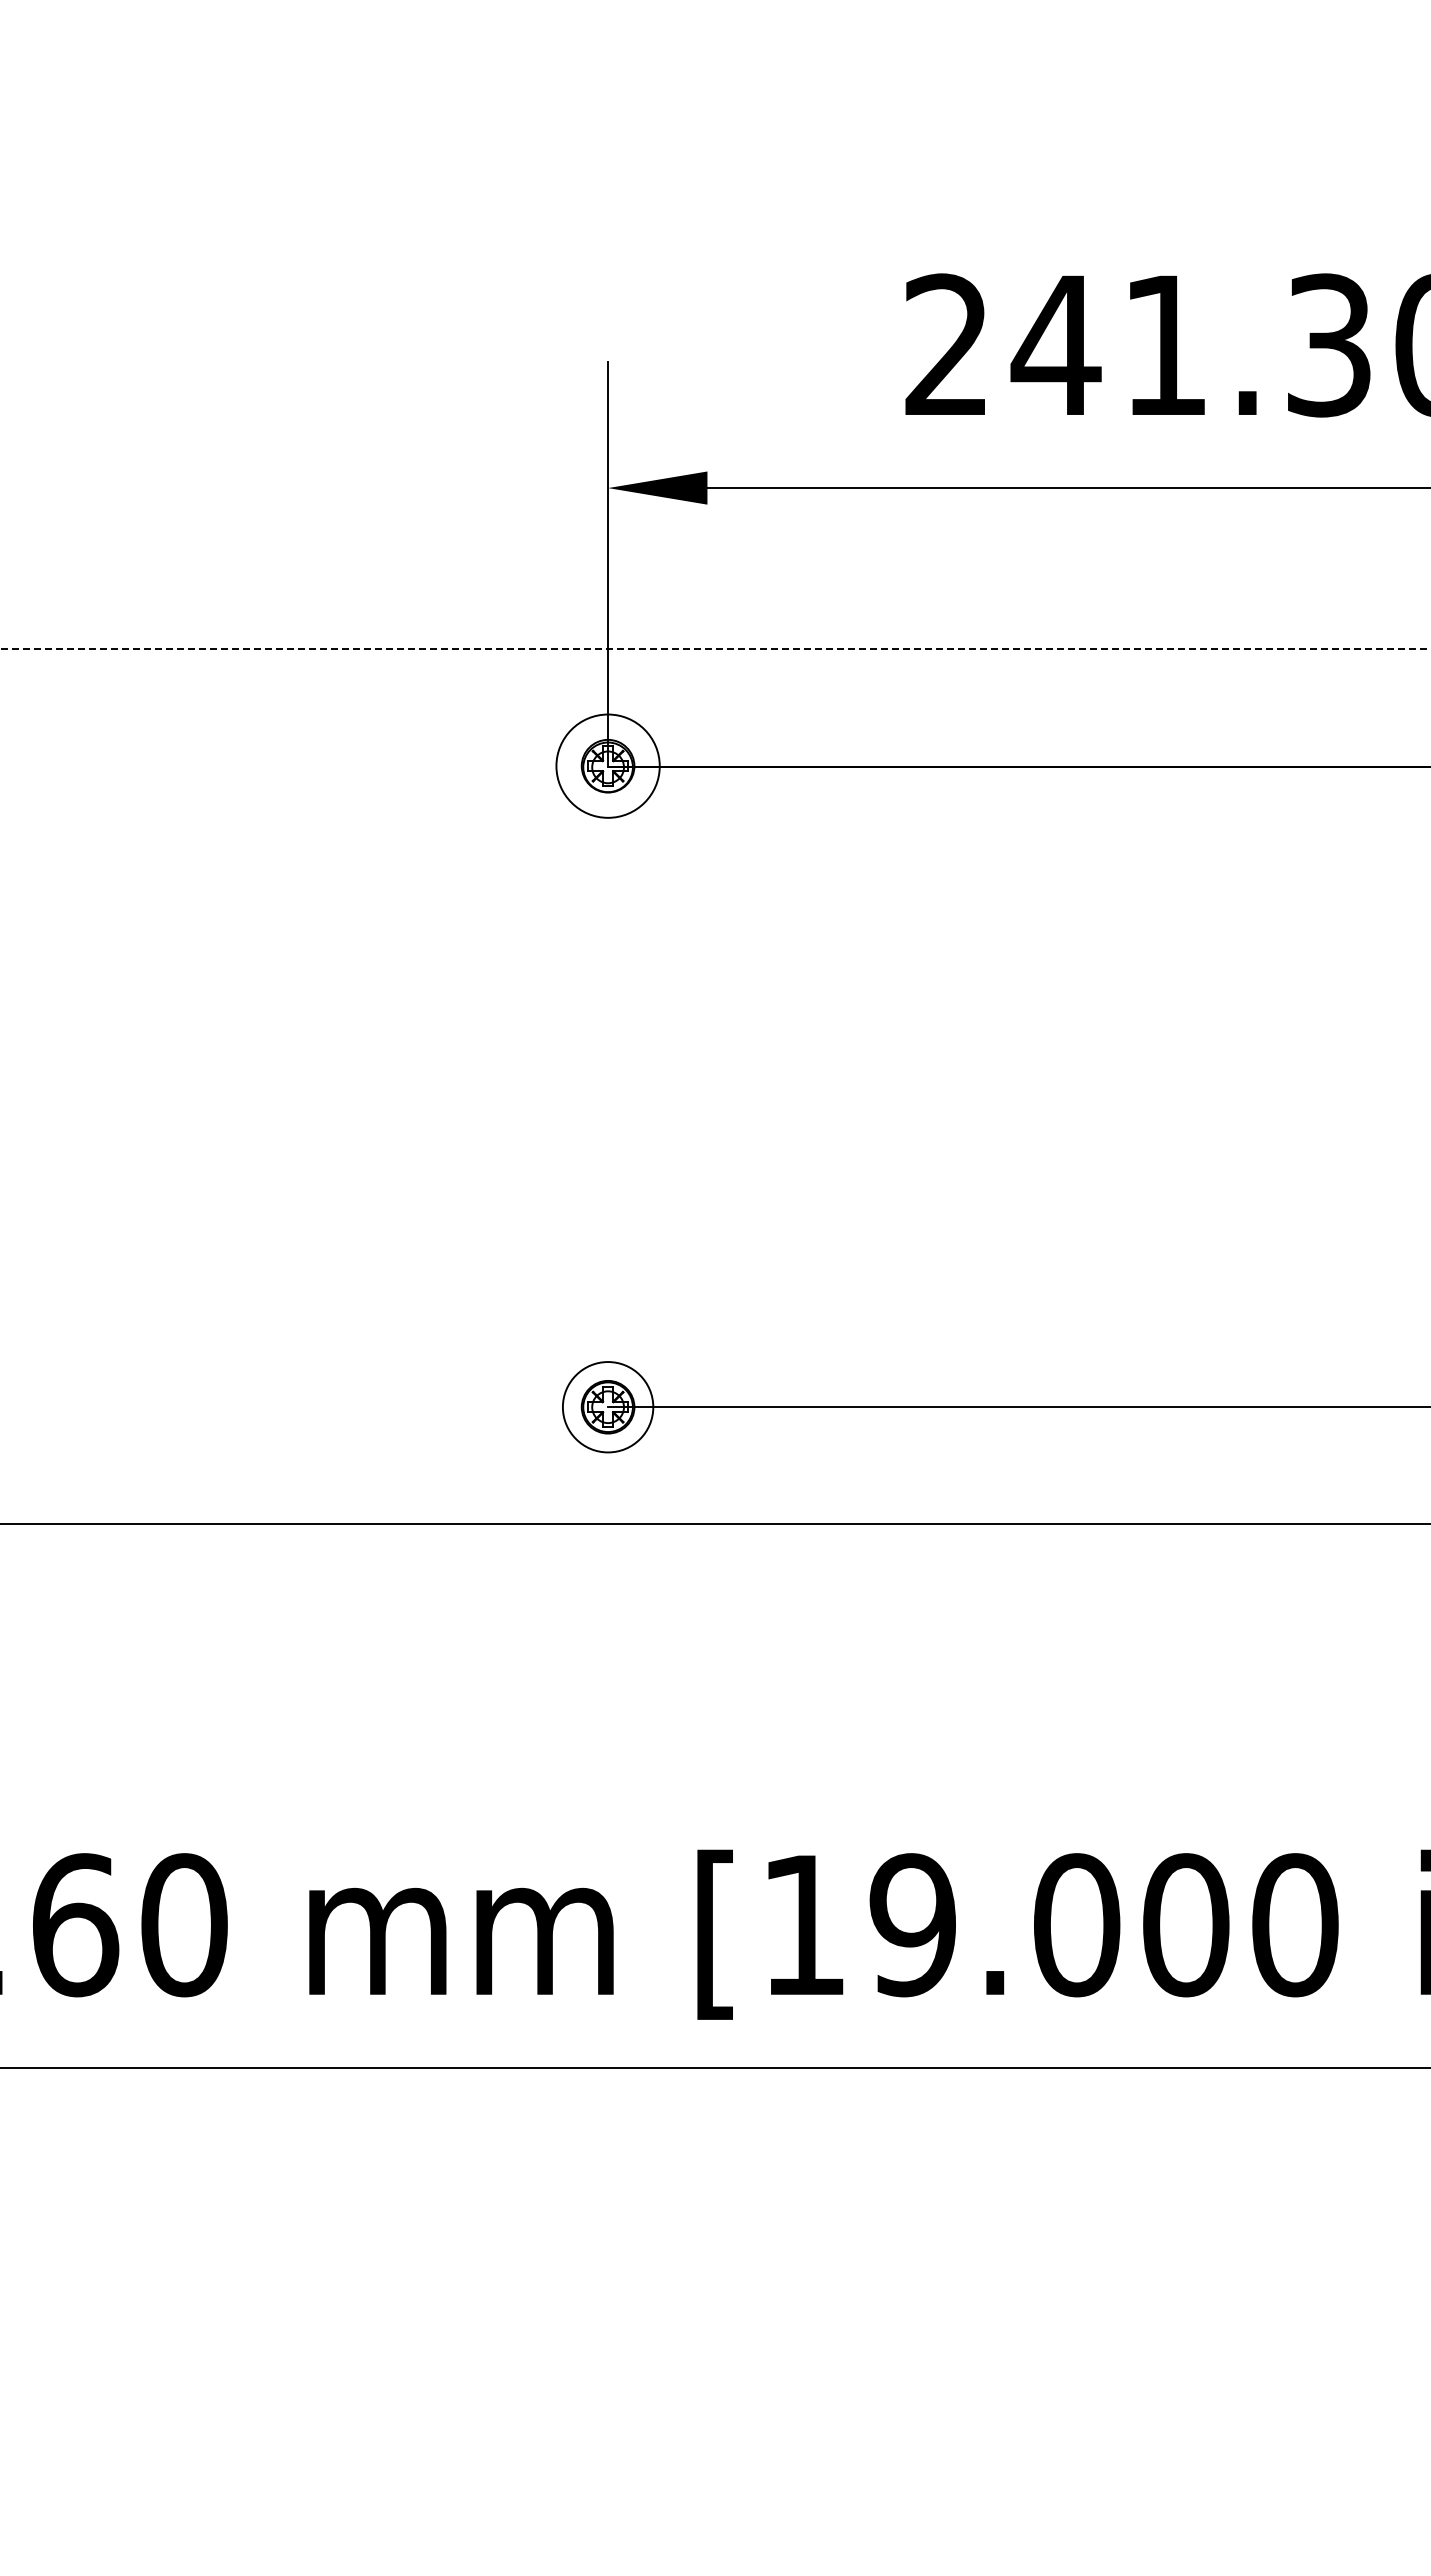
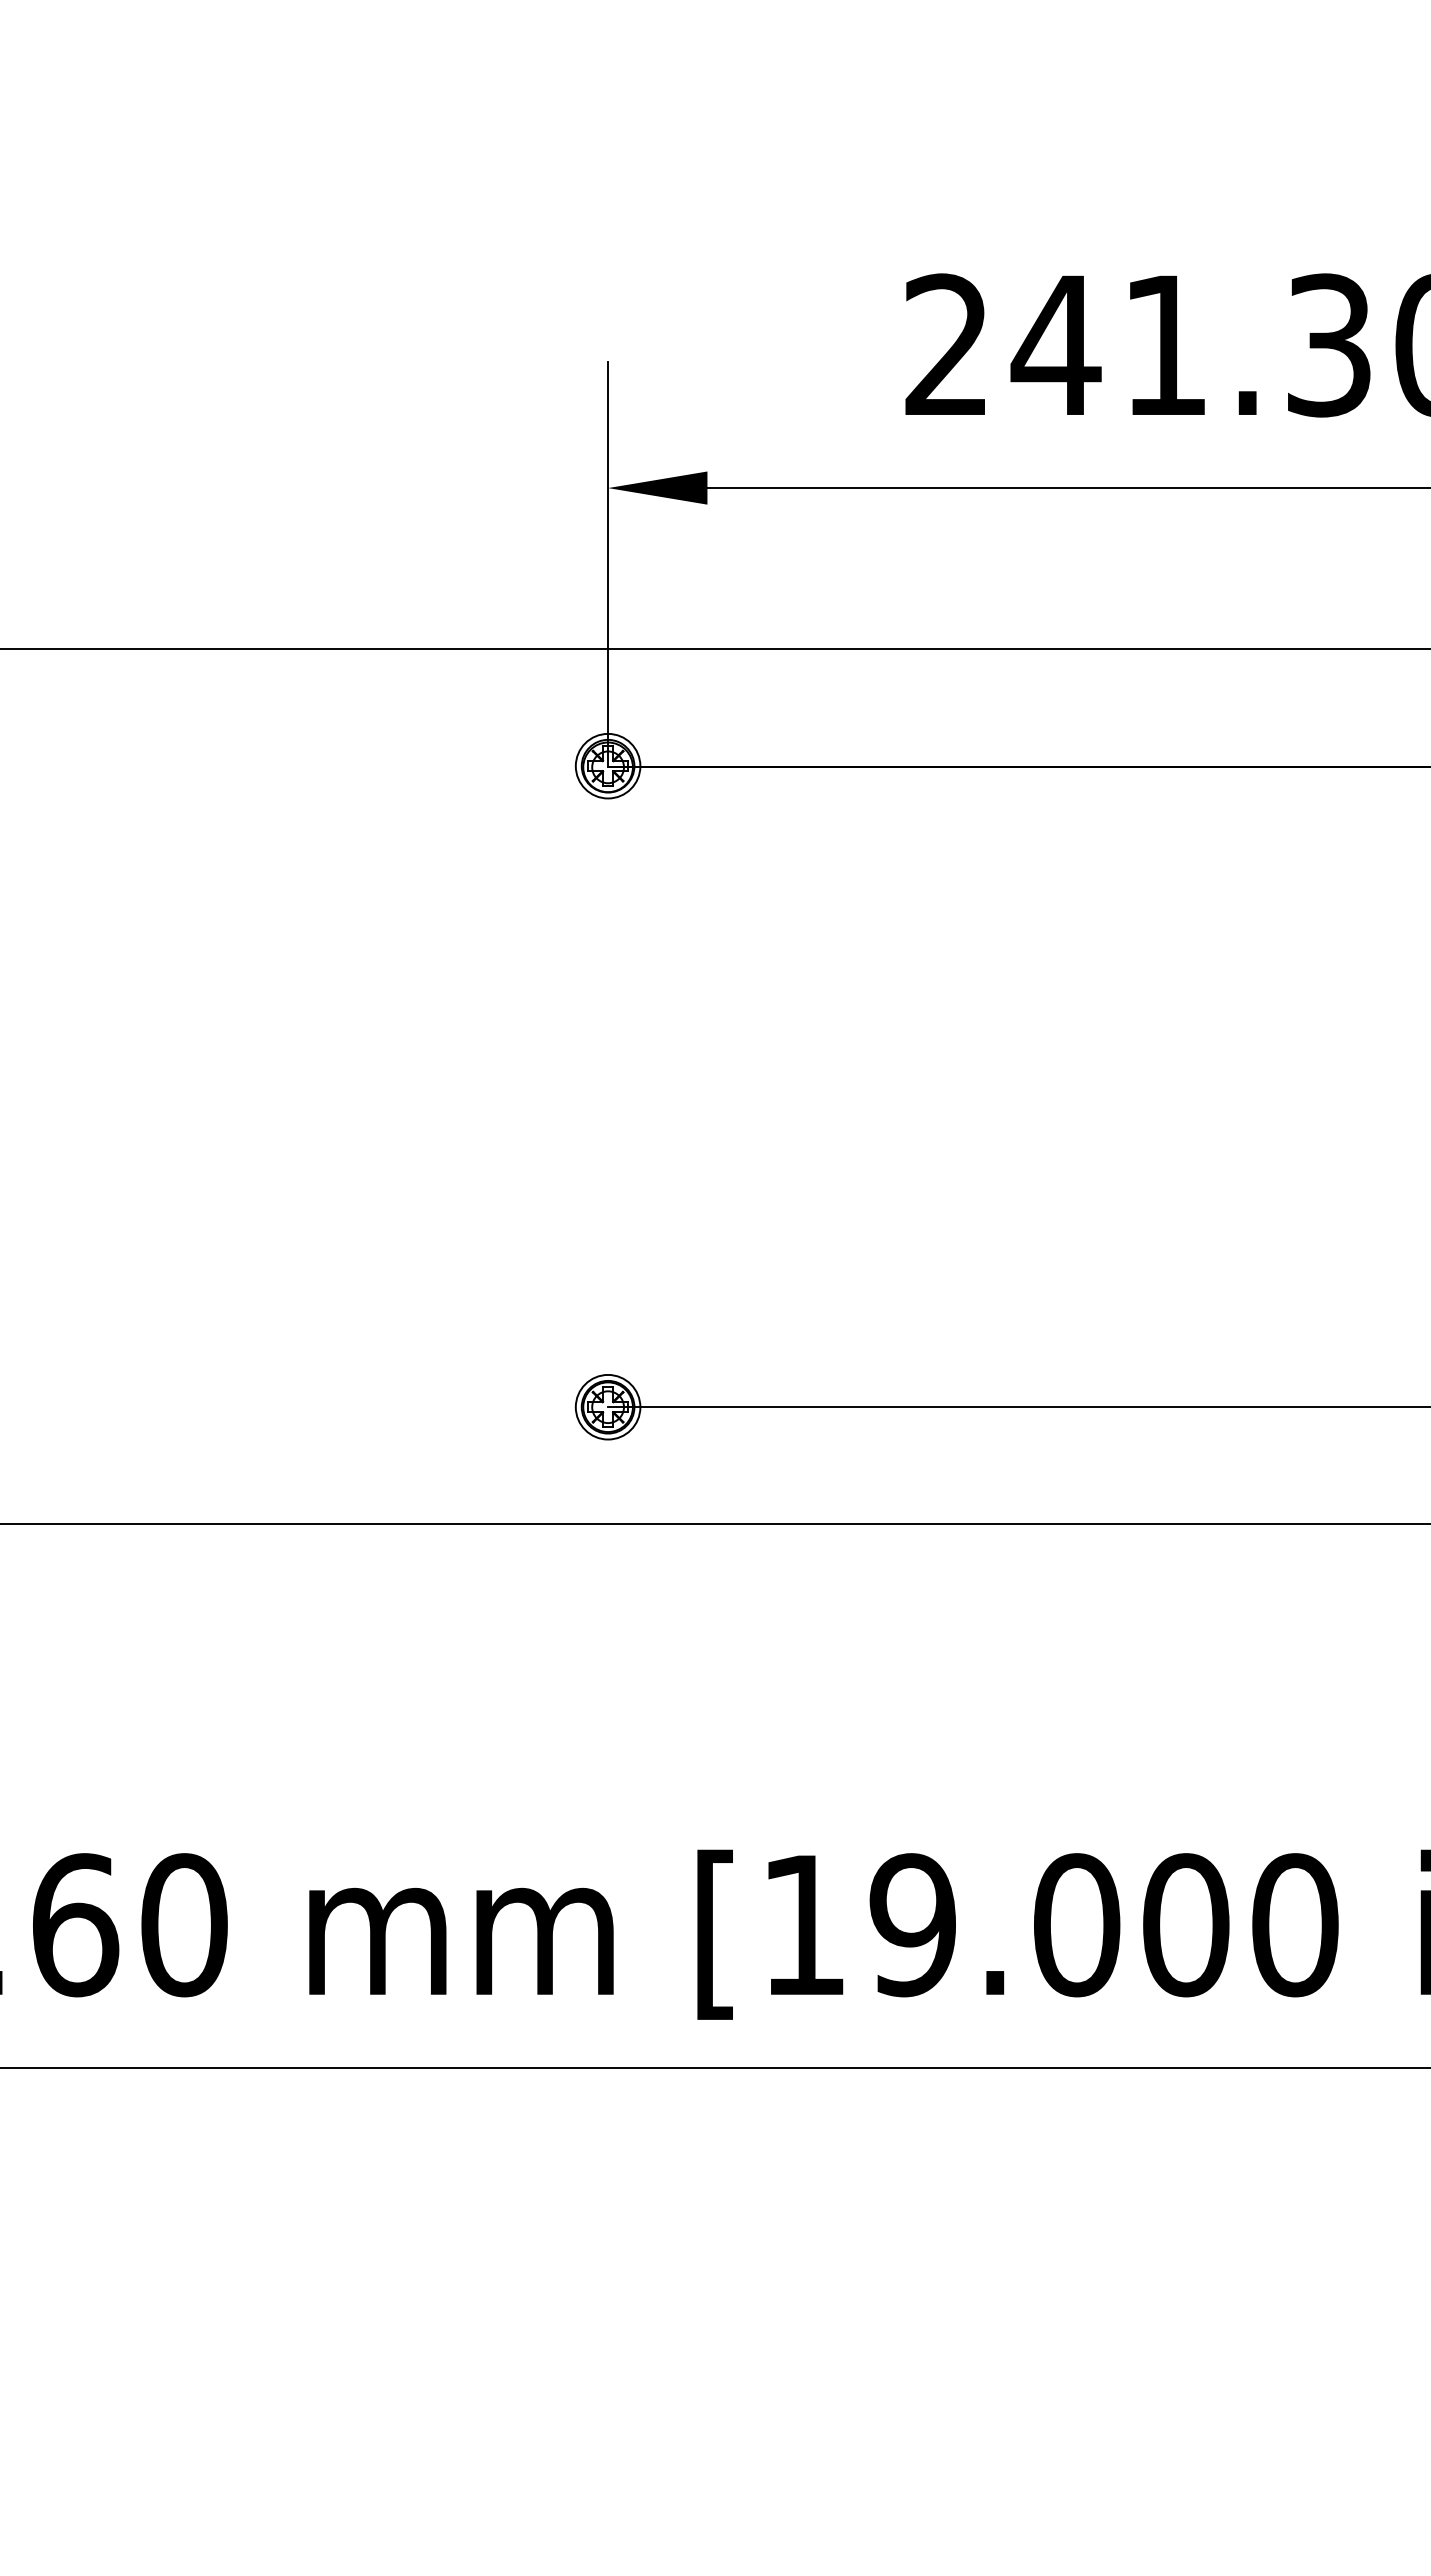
line: dashed -> solid (715, 649)
circle diameter: 103 px -> 65 px (607, 765)
circle diameter: 90 px -> 65 px (607, 1406)
